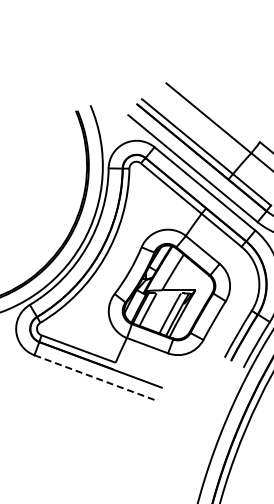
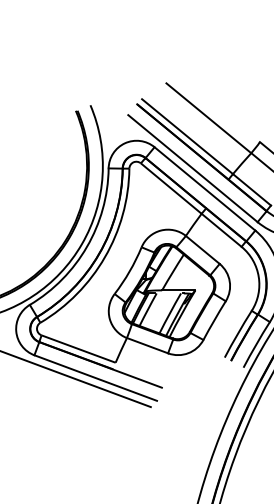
line: dashed -> solid (96, 378)
line: none -> present (76, 379)
